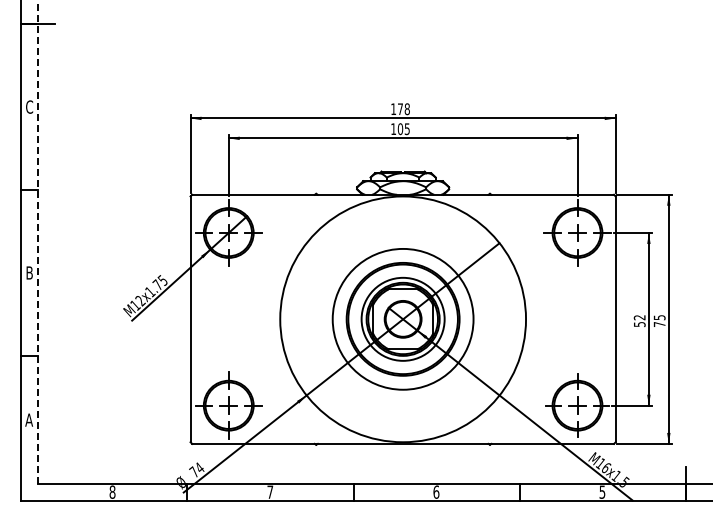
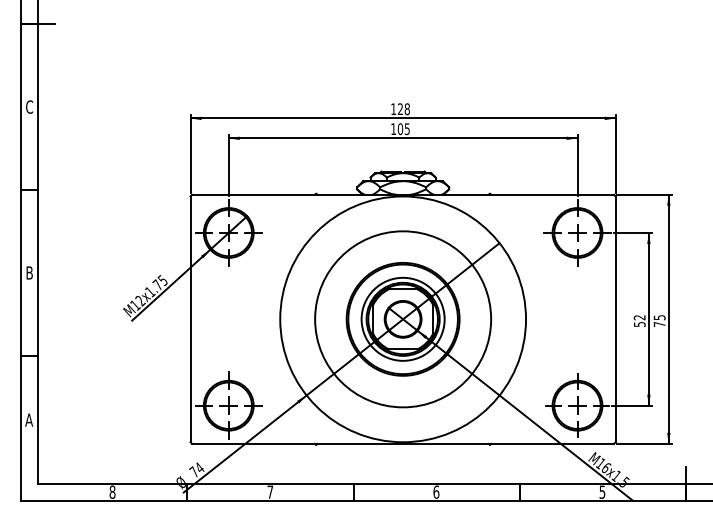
text: 178 -> 128 (399, 108)
line: dashed -> solid (37, 241)
circle diameter: 141 px -> 176 px (403, 319)
